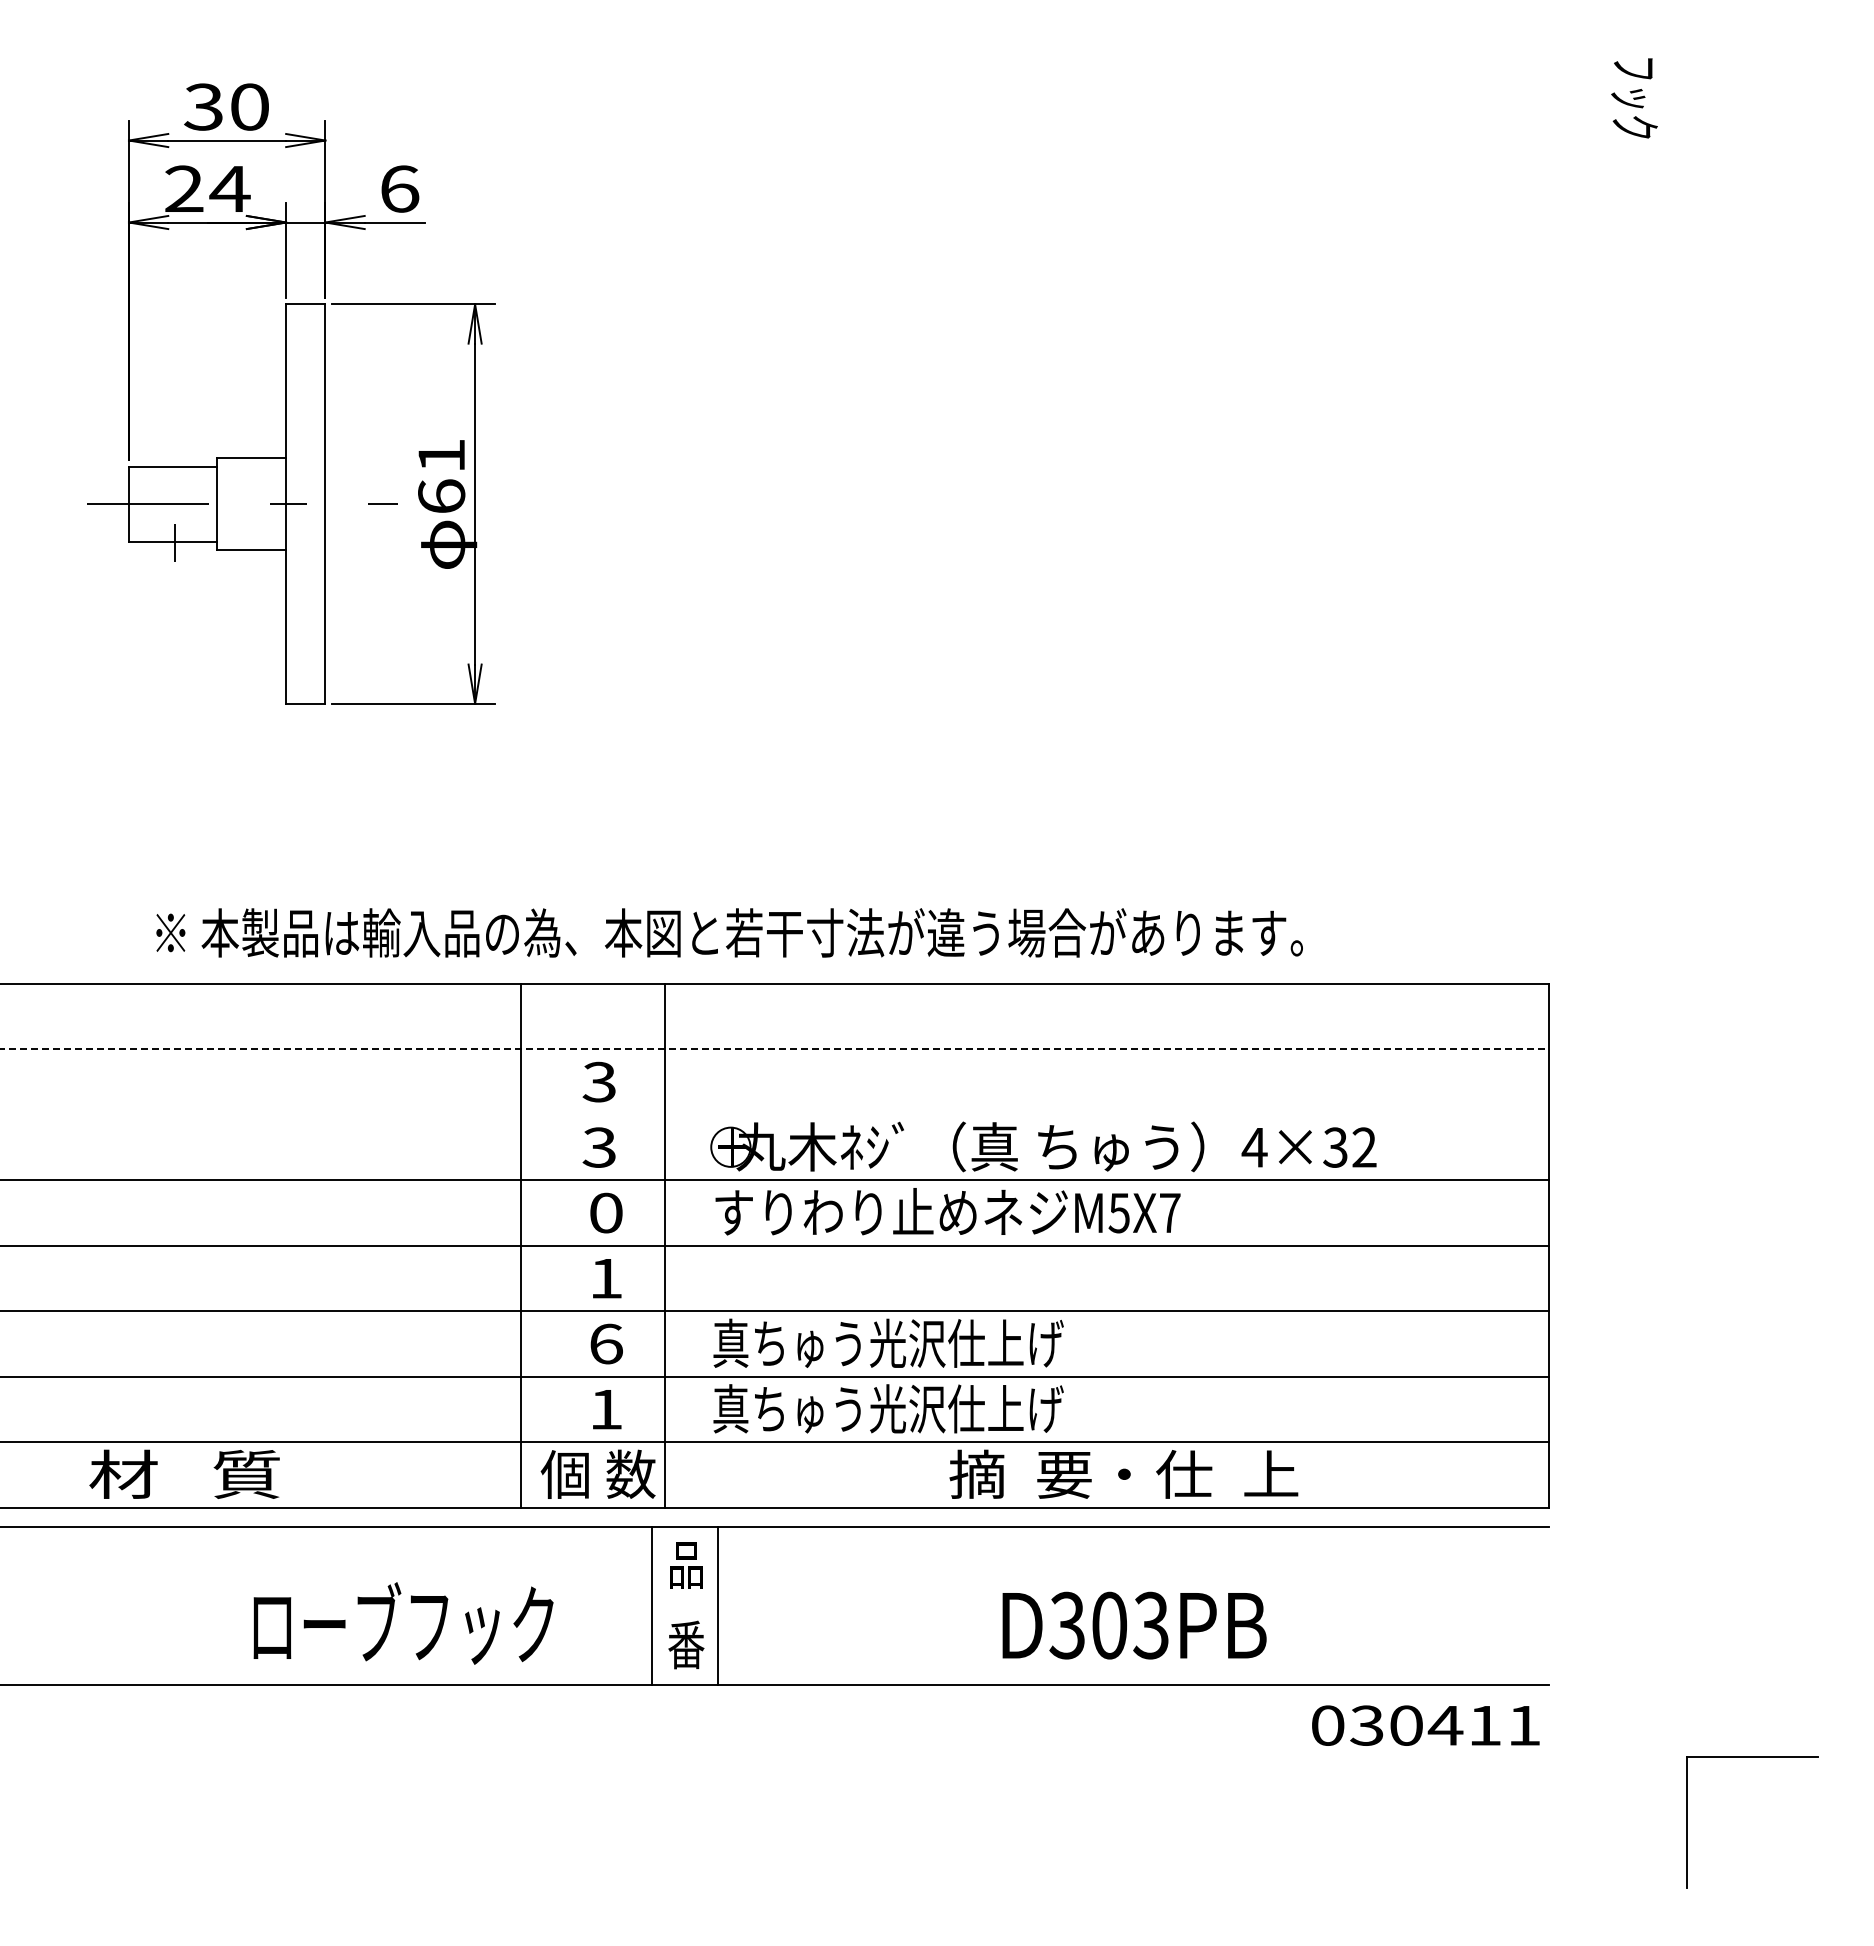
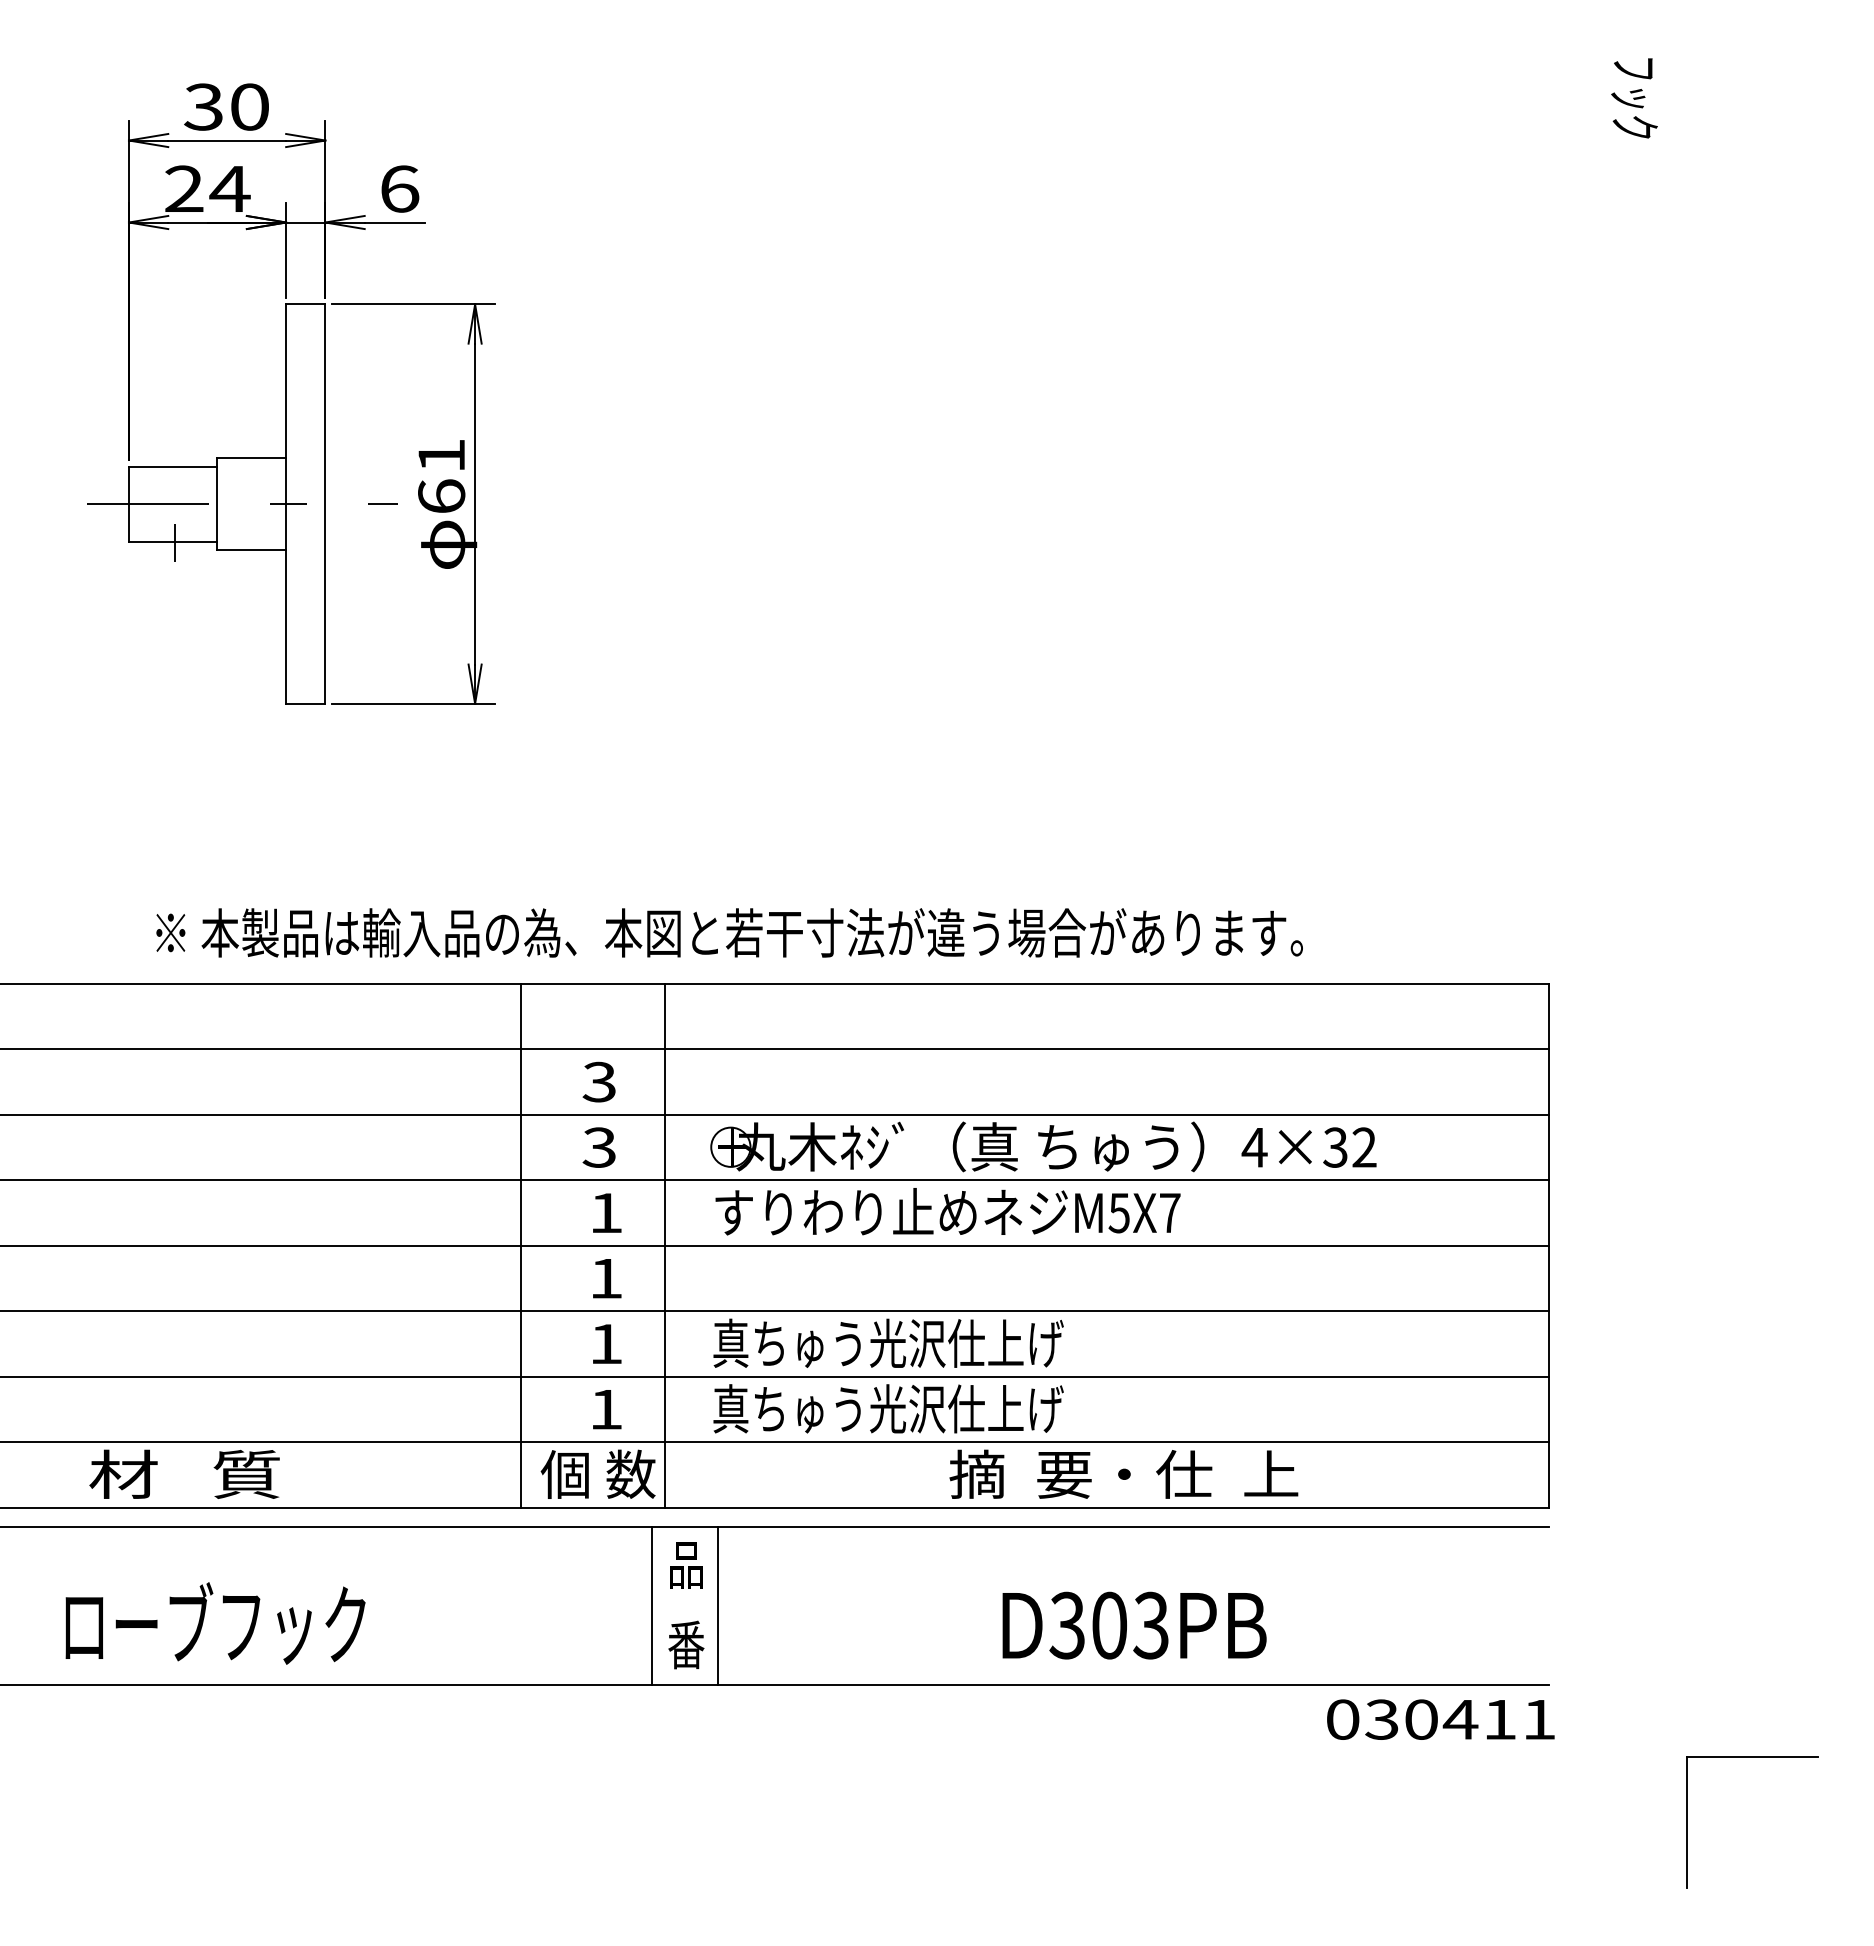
line: dashed -> solid (775, 1049)
line: none -> present (775, 1114)
text: 0 -> 1 (606, 1212)
text: 6 -> 1 (606, 1343)
text position: (403, 1623) -> (215, 1623) (215, 1623)
text position: (1425, 1725) -> (1440, 1719) (1440, 1719)
